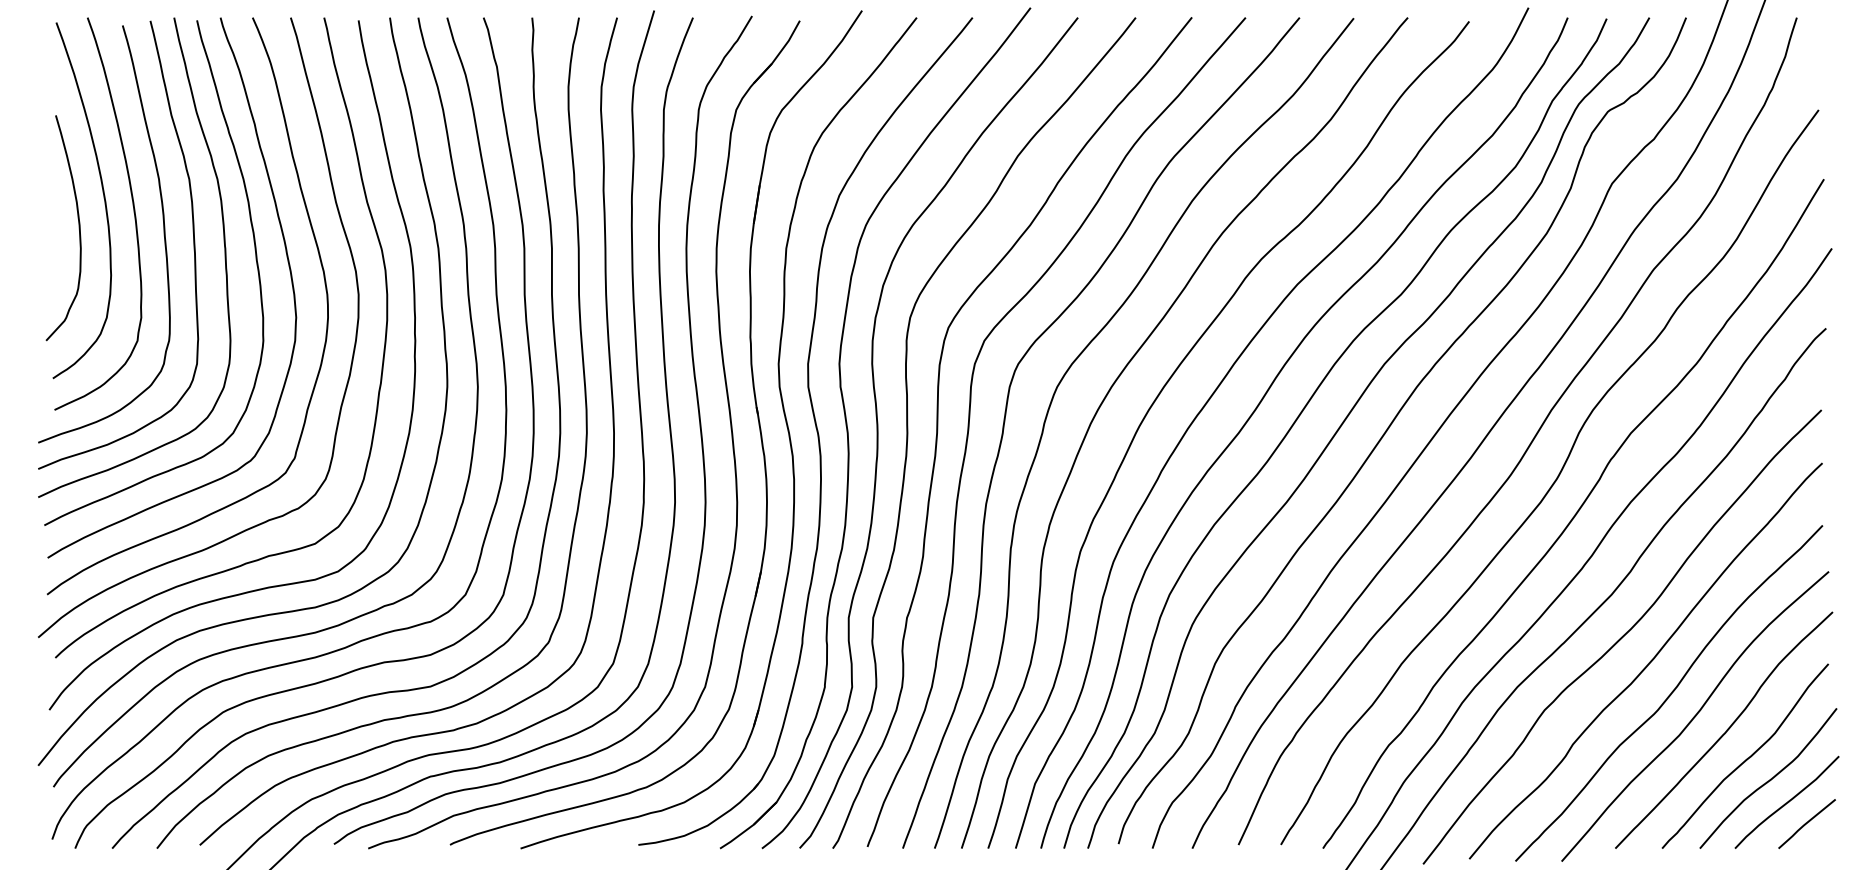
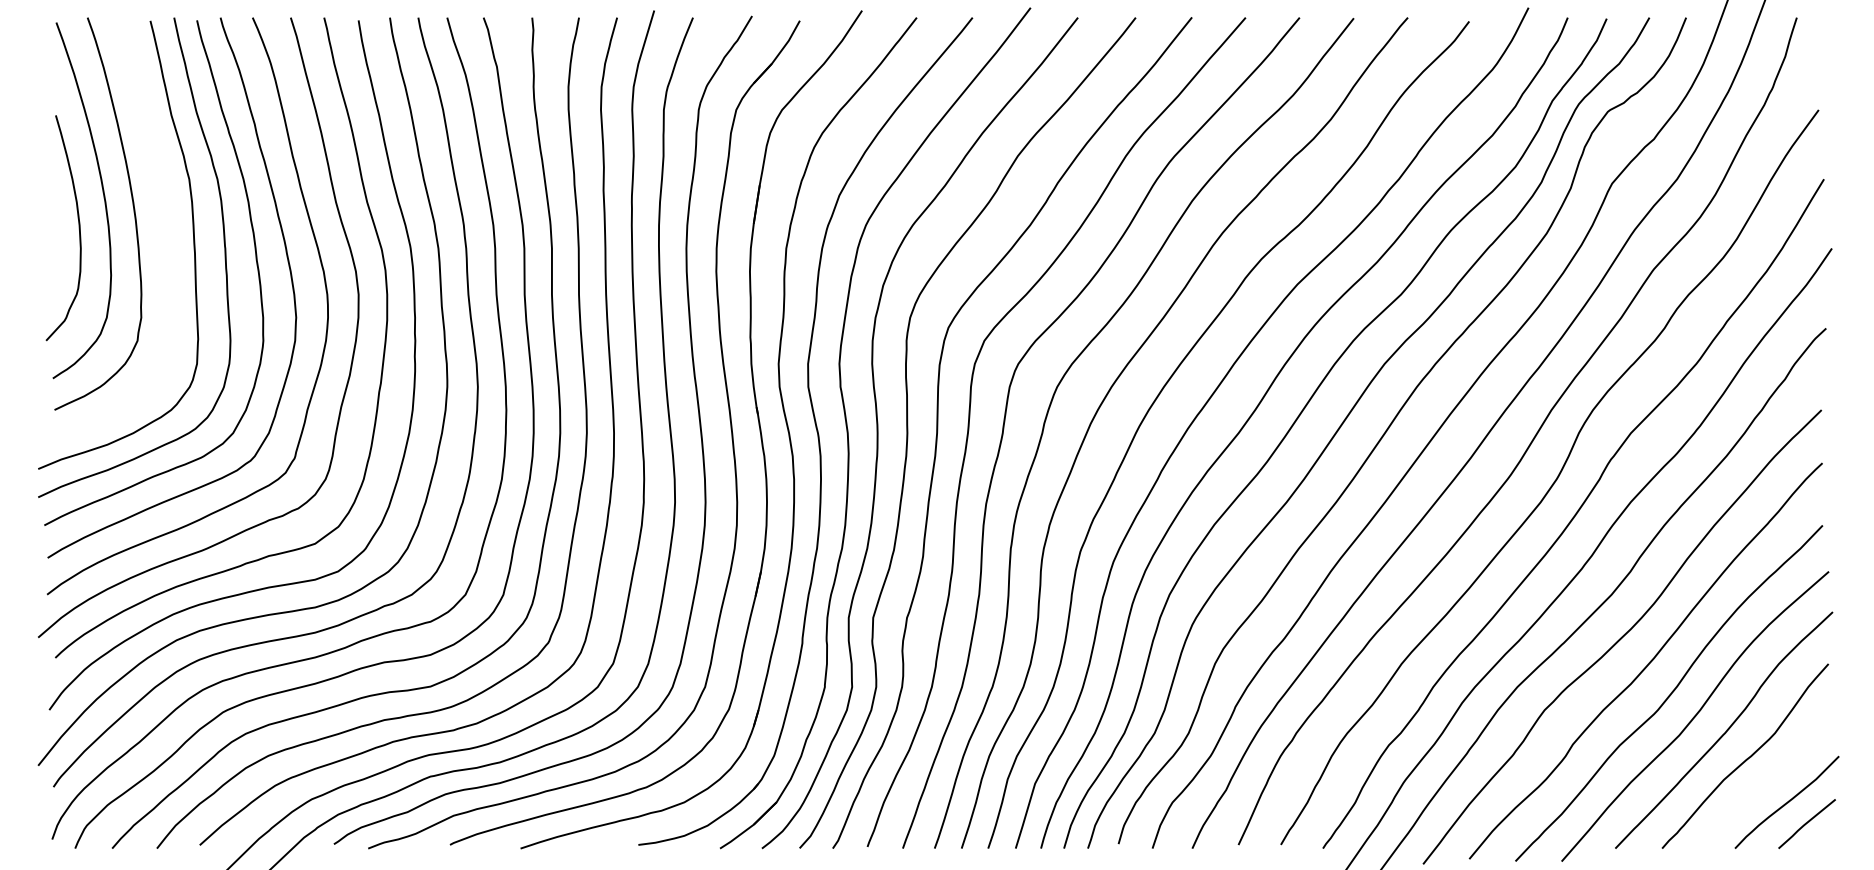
curve: present -> none (163, 234)
curve: present -> none (1769, 779)
